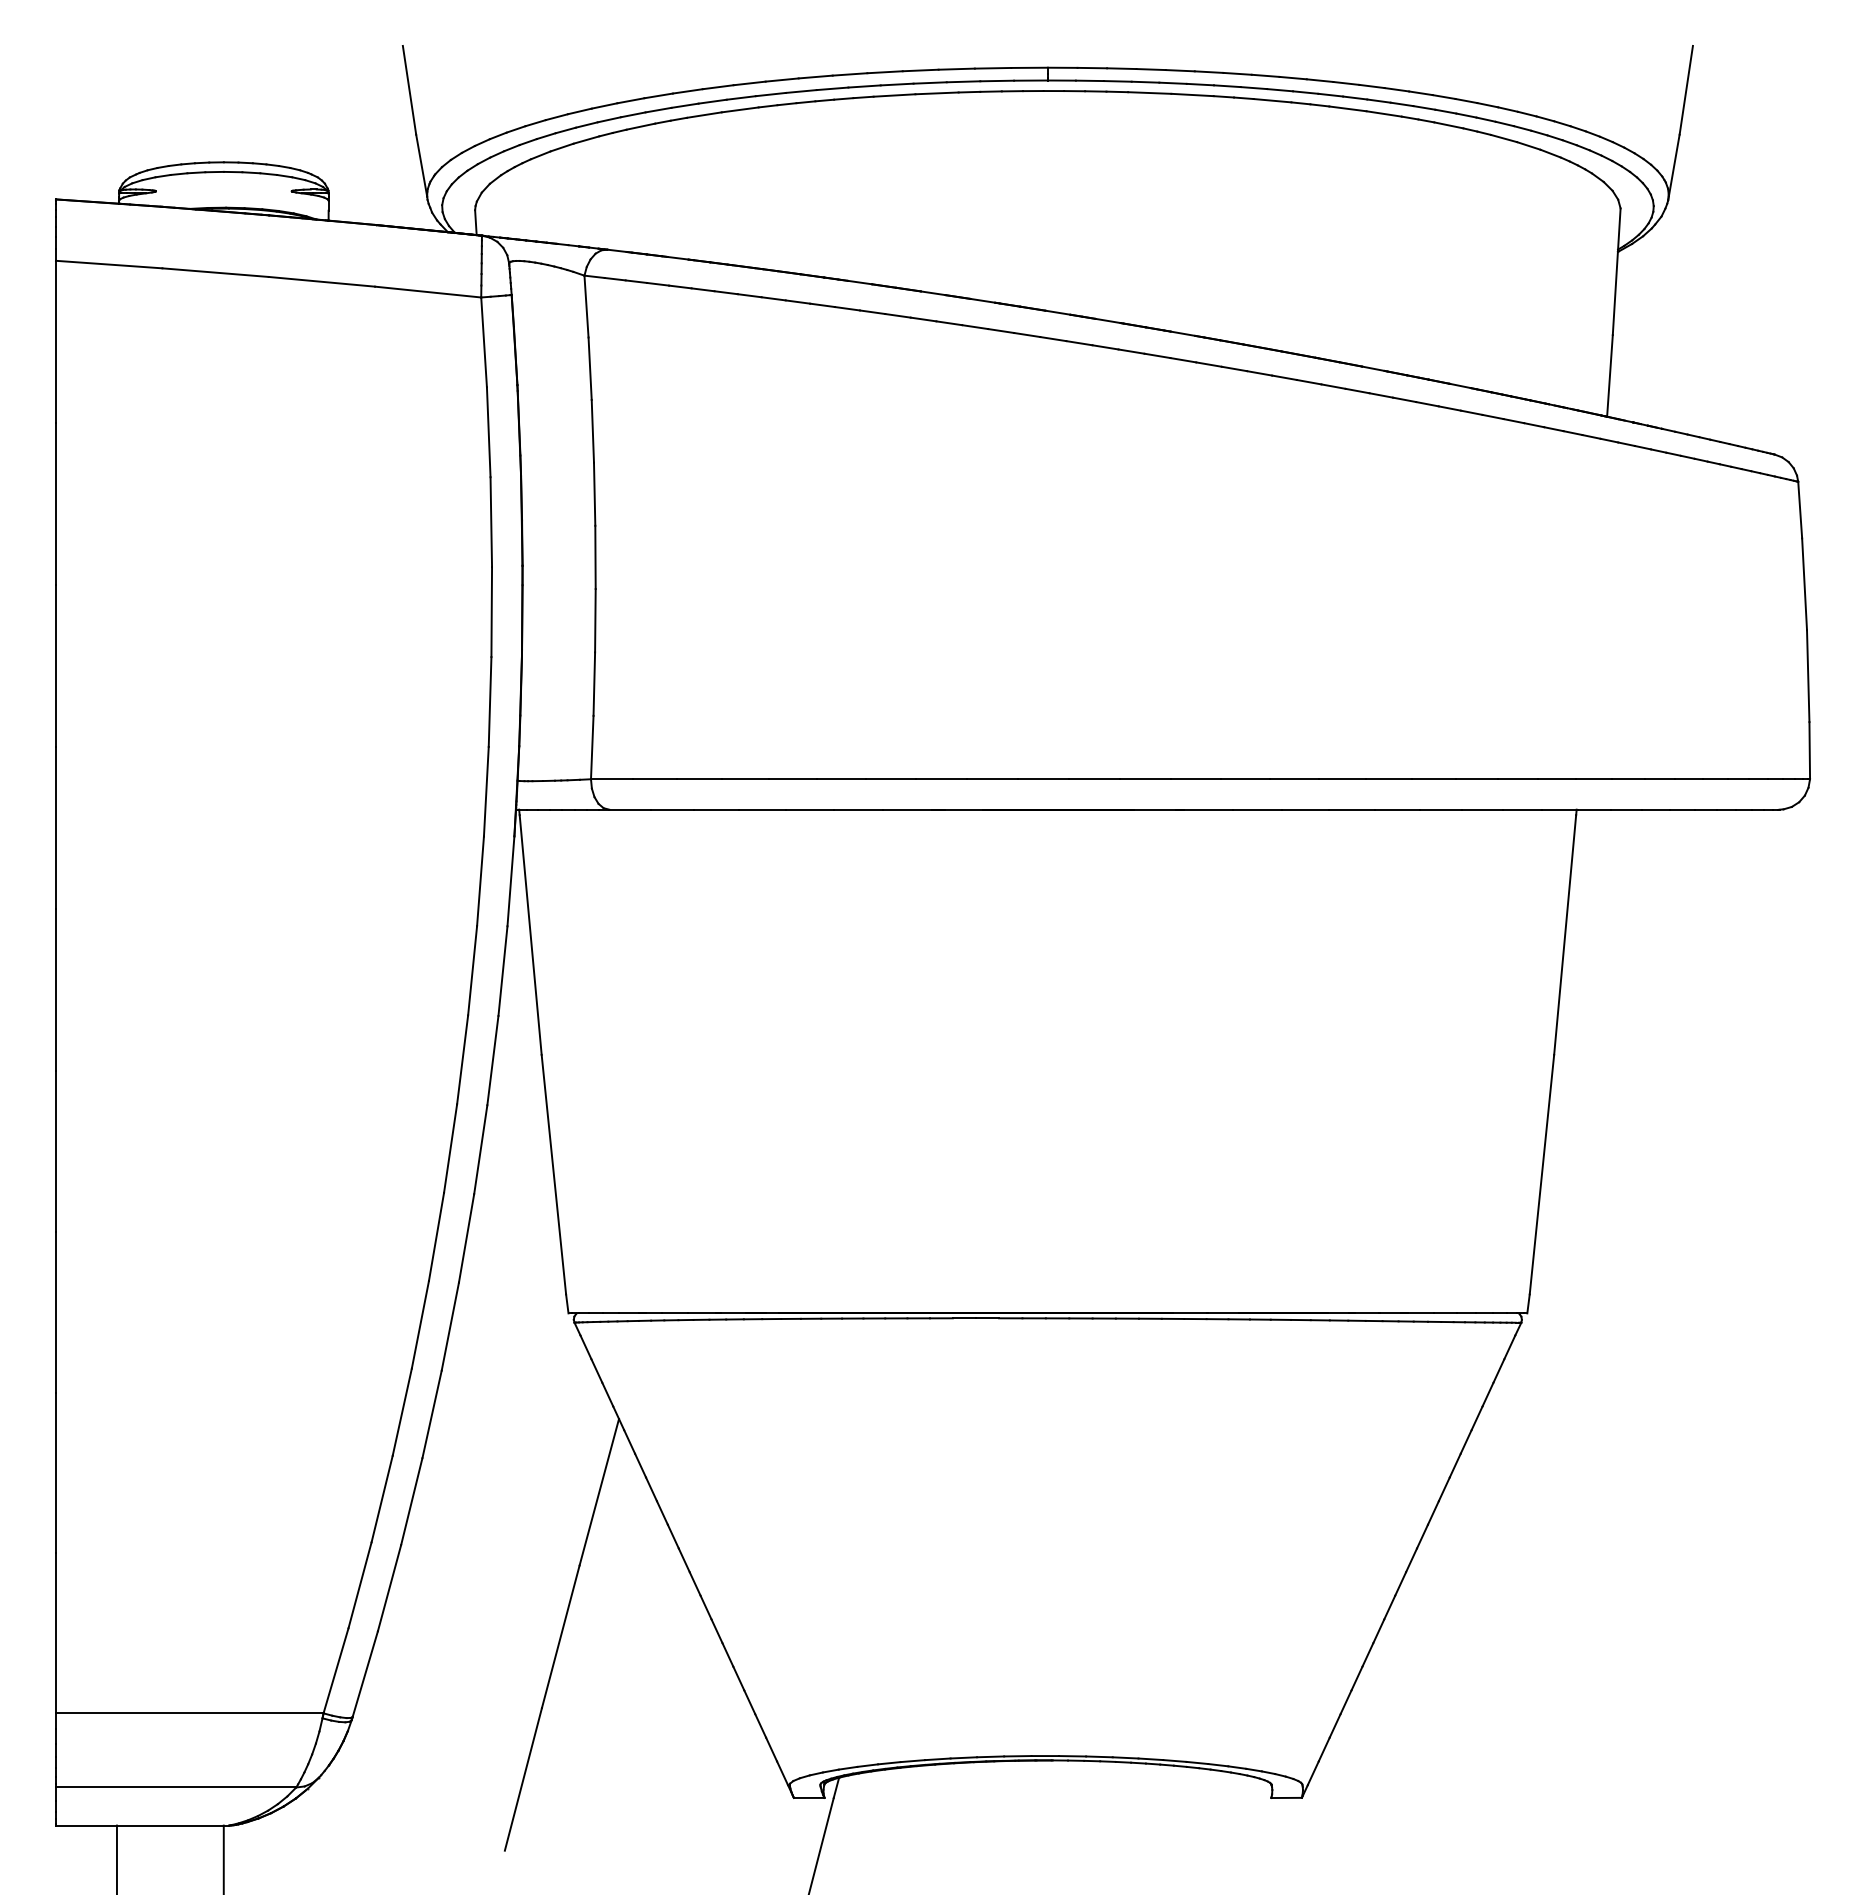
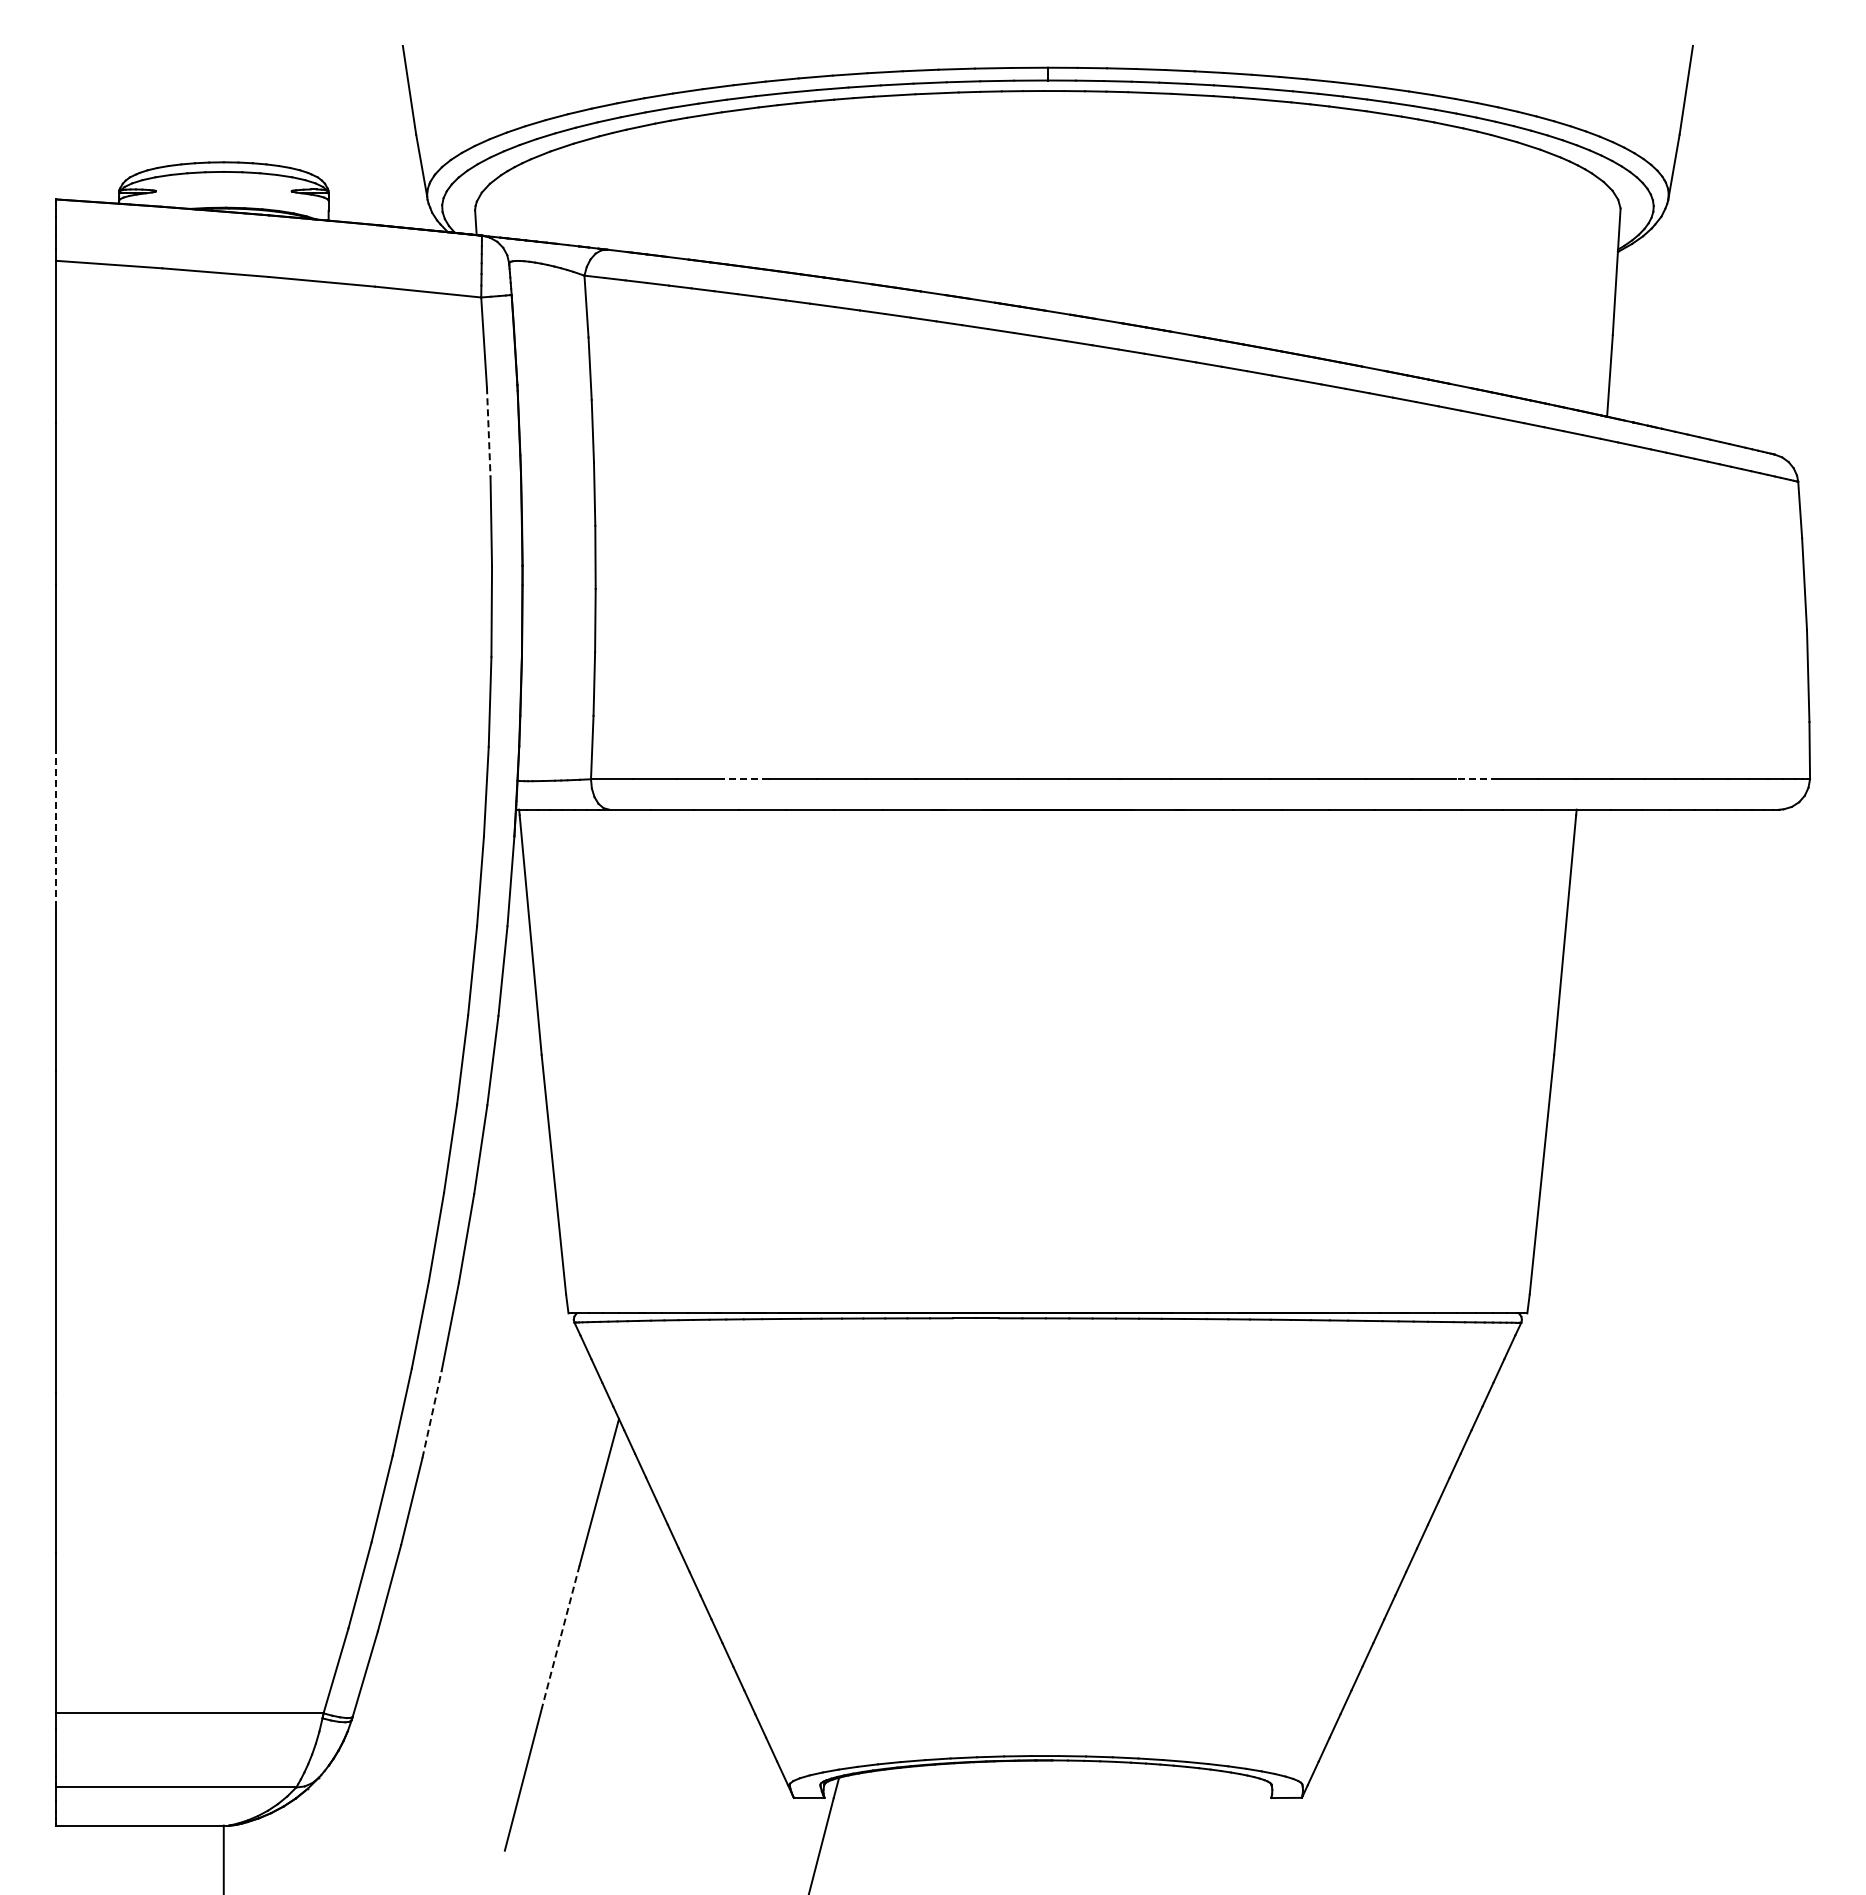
line: solid -> dashed (488, 432)
line: solid -> dashed (745, 779)
line: solid -> dashed (1476, 779)
line: solid -> dashed (55, 828)
line: solid -> dashed (432, 1414)
line: solid -> dashed (560, 1636)
line: present -> none (116, 1858)
